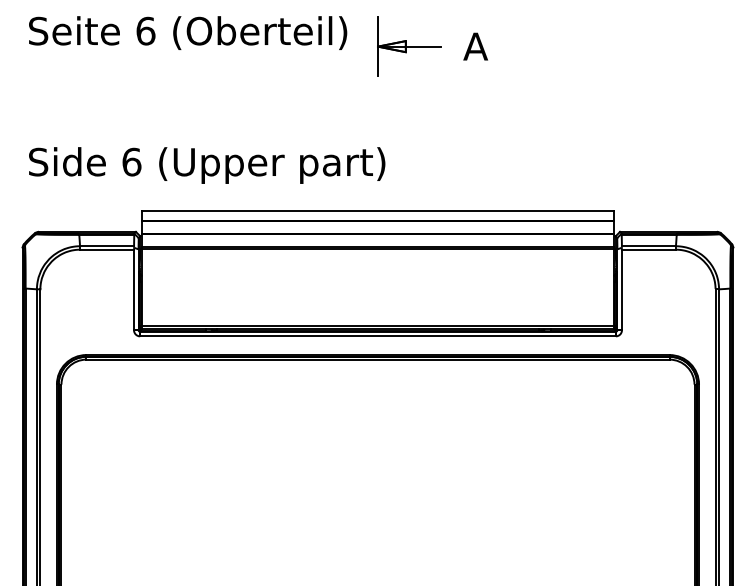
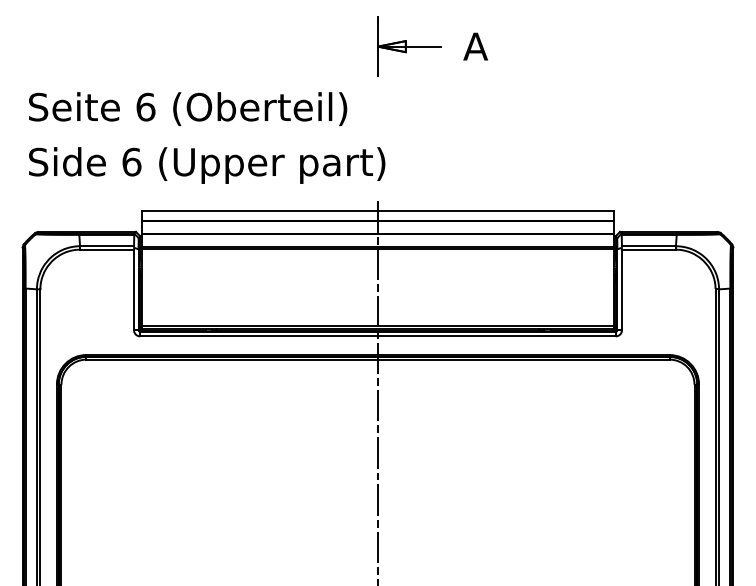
text position: (188, 32) -> (188, 108) (188, 108)
line: none -> present (377, 390)
